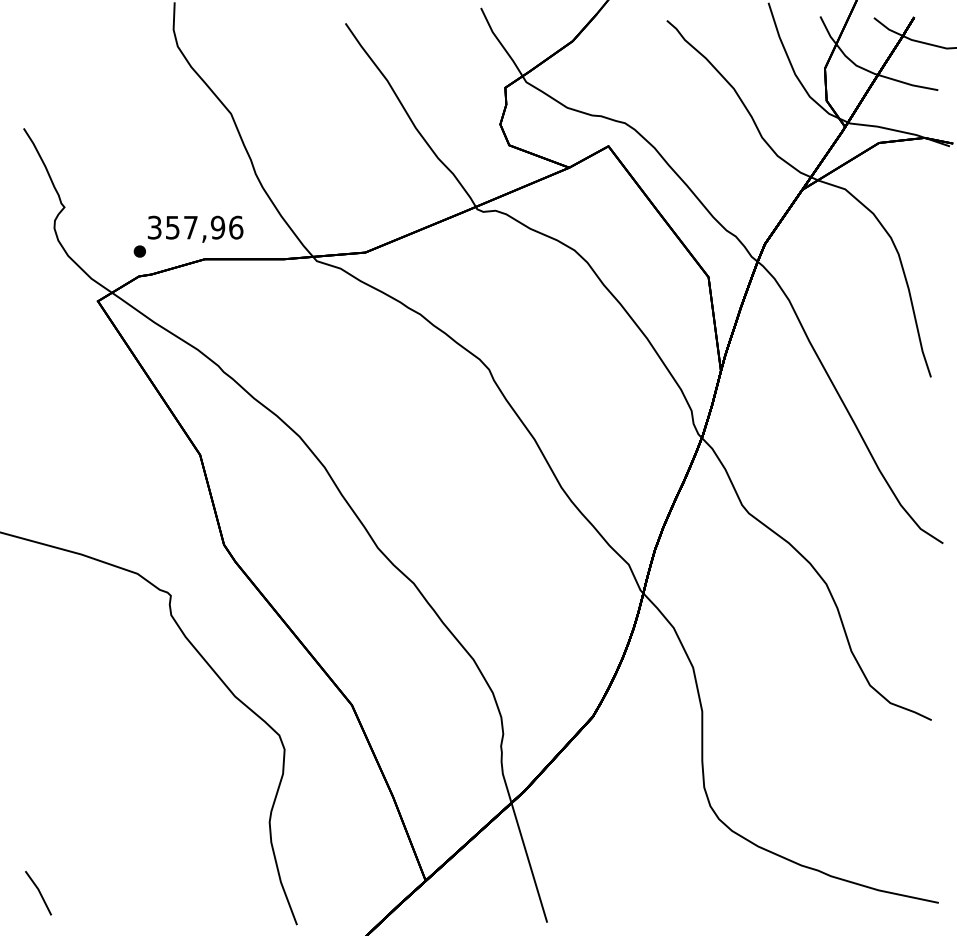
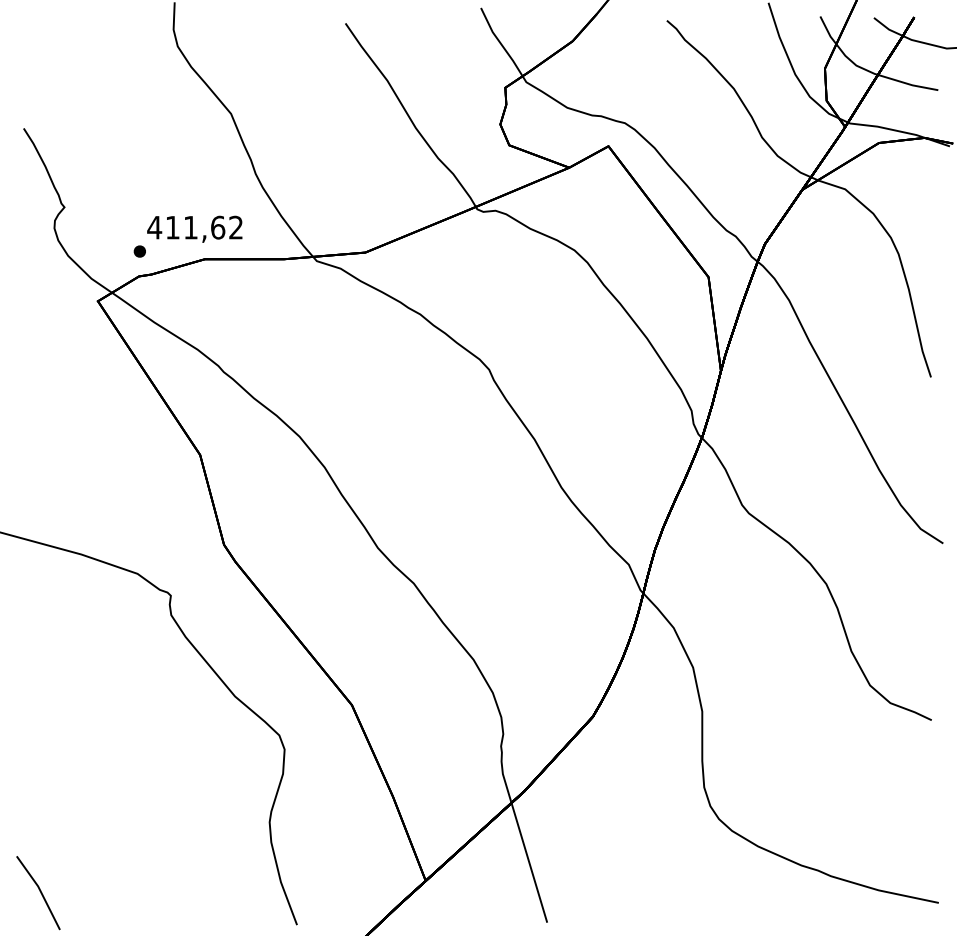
text: 357,96 -> 411,62 (195, 227)
part size: 27x45 px -> 45x75 px (38, 893)
